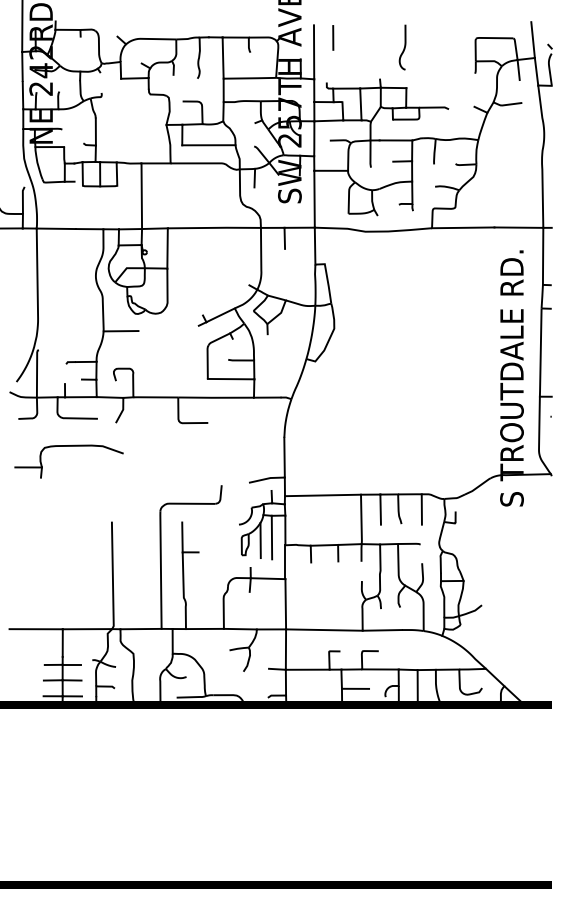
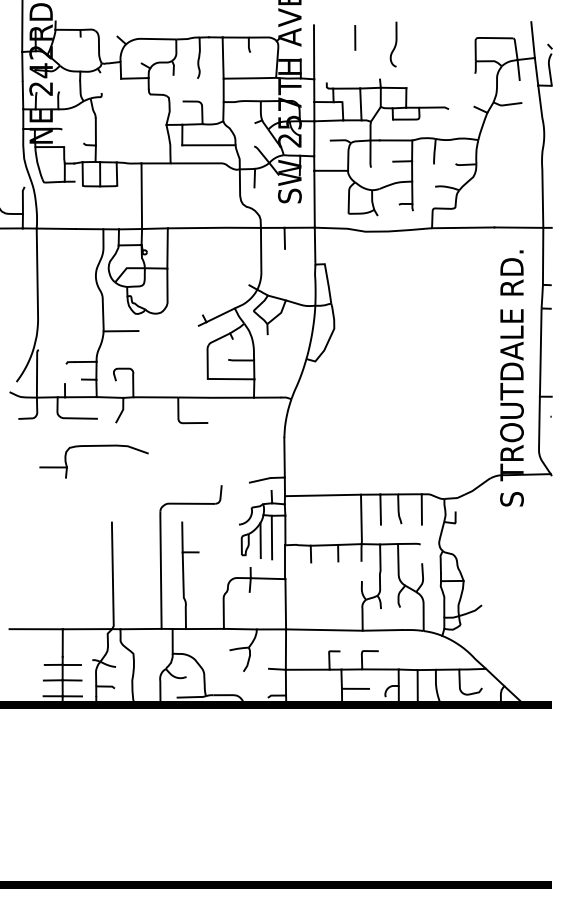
line position: (333, 37) -> (355, 37) (355, 37)
curve position: (403, 47) -> (394, 44) (394, 44)
part position: (68, 446) -> (93, 446) (93, 446)
